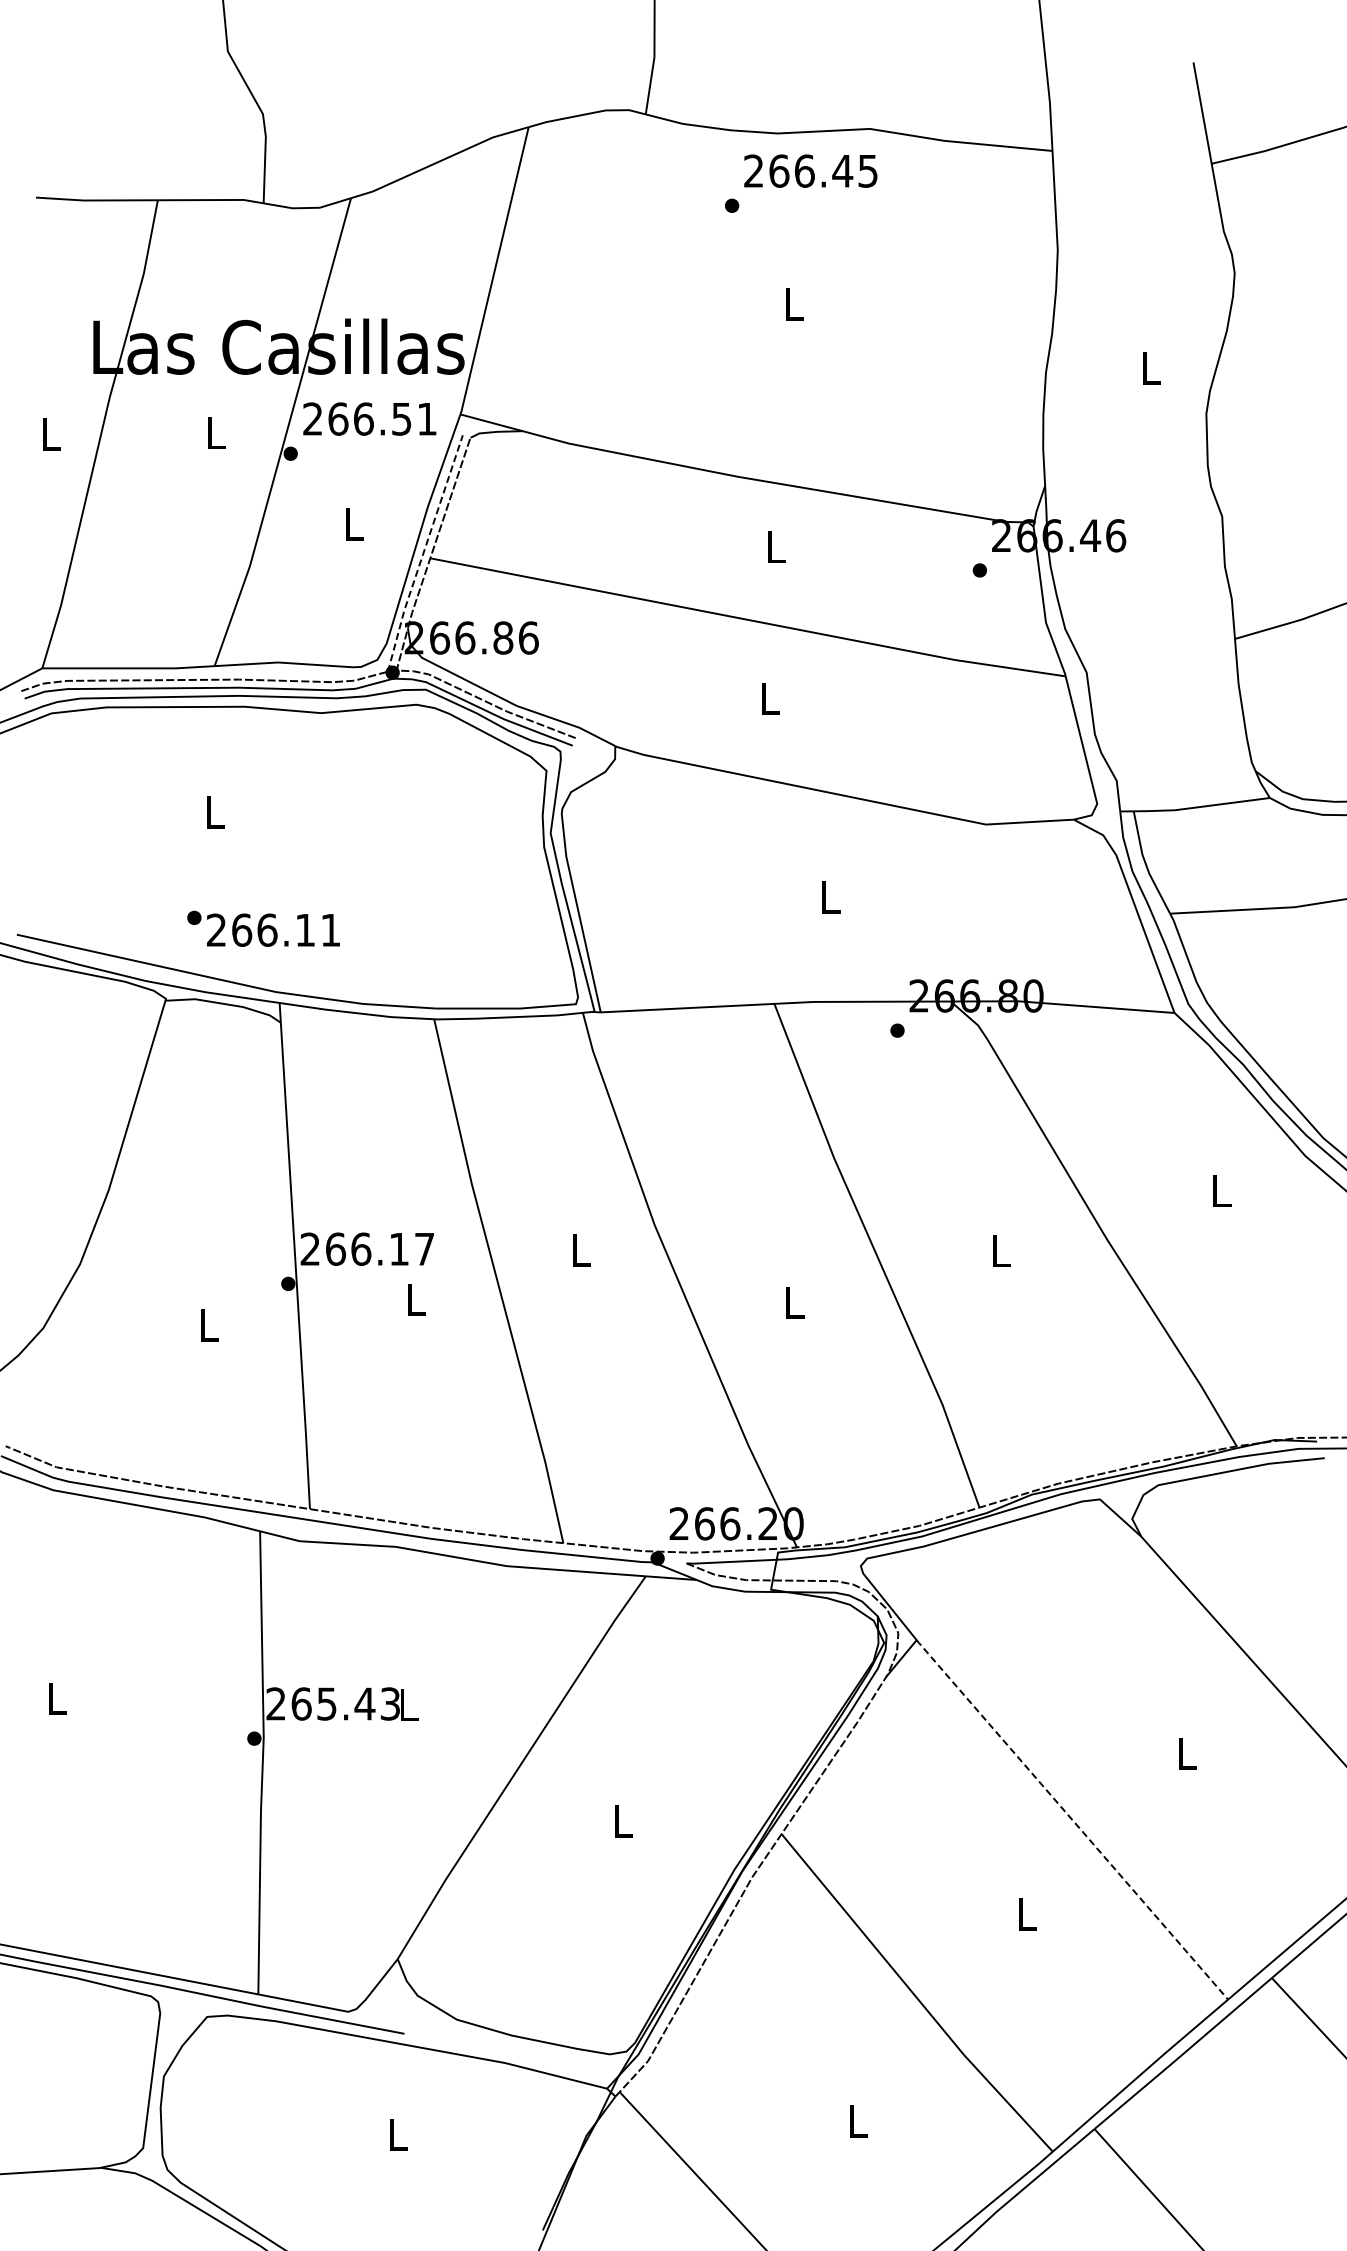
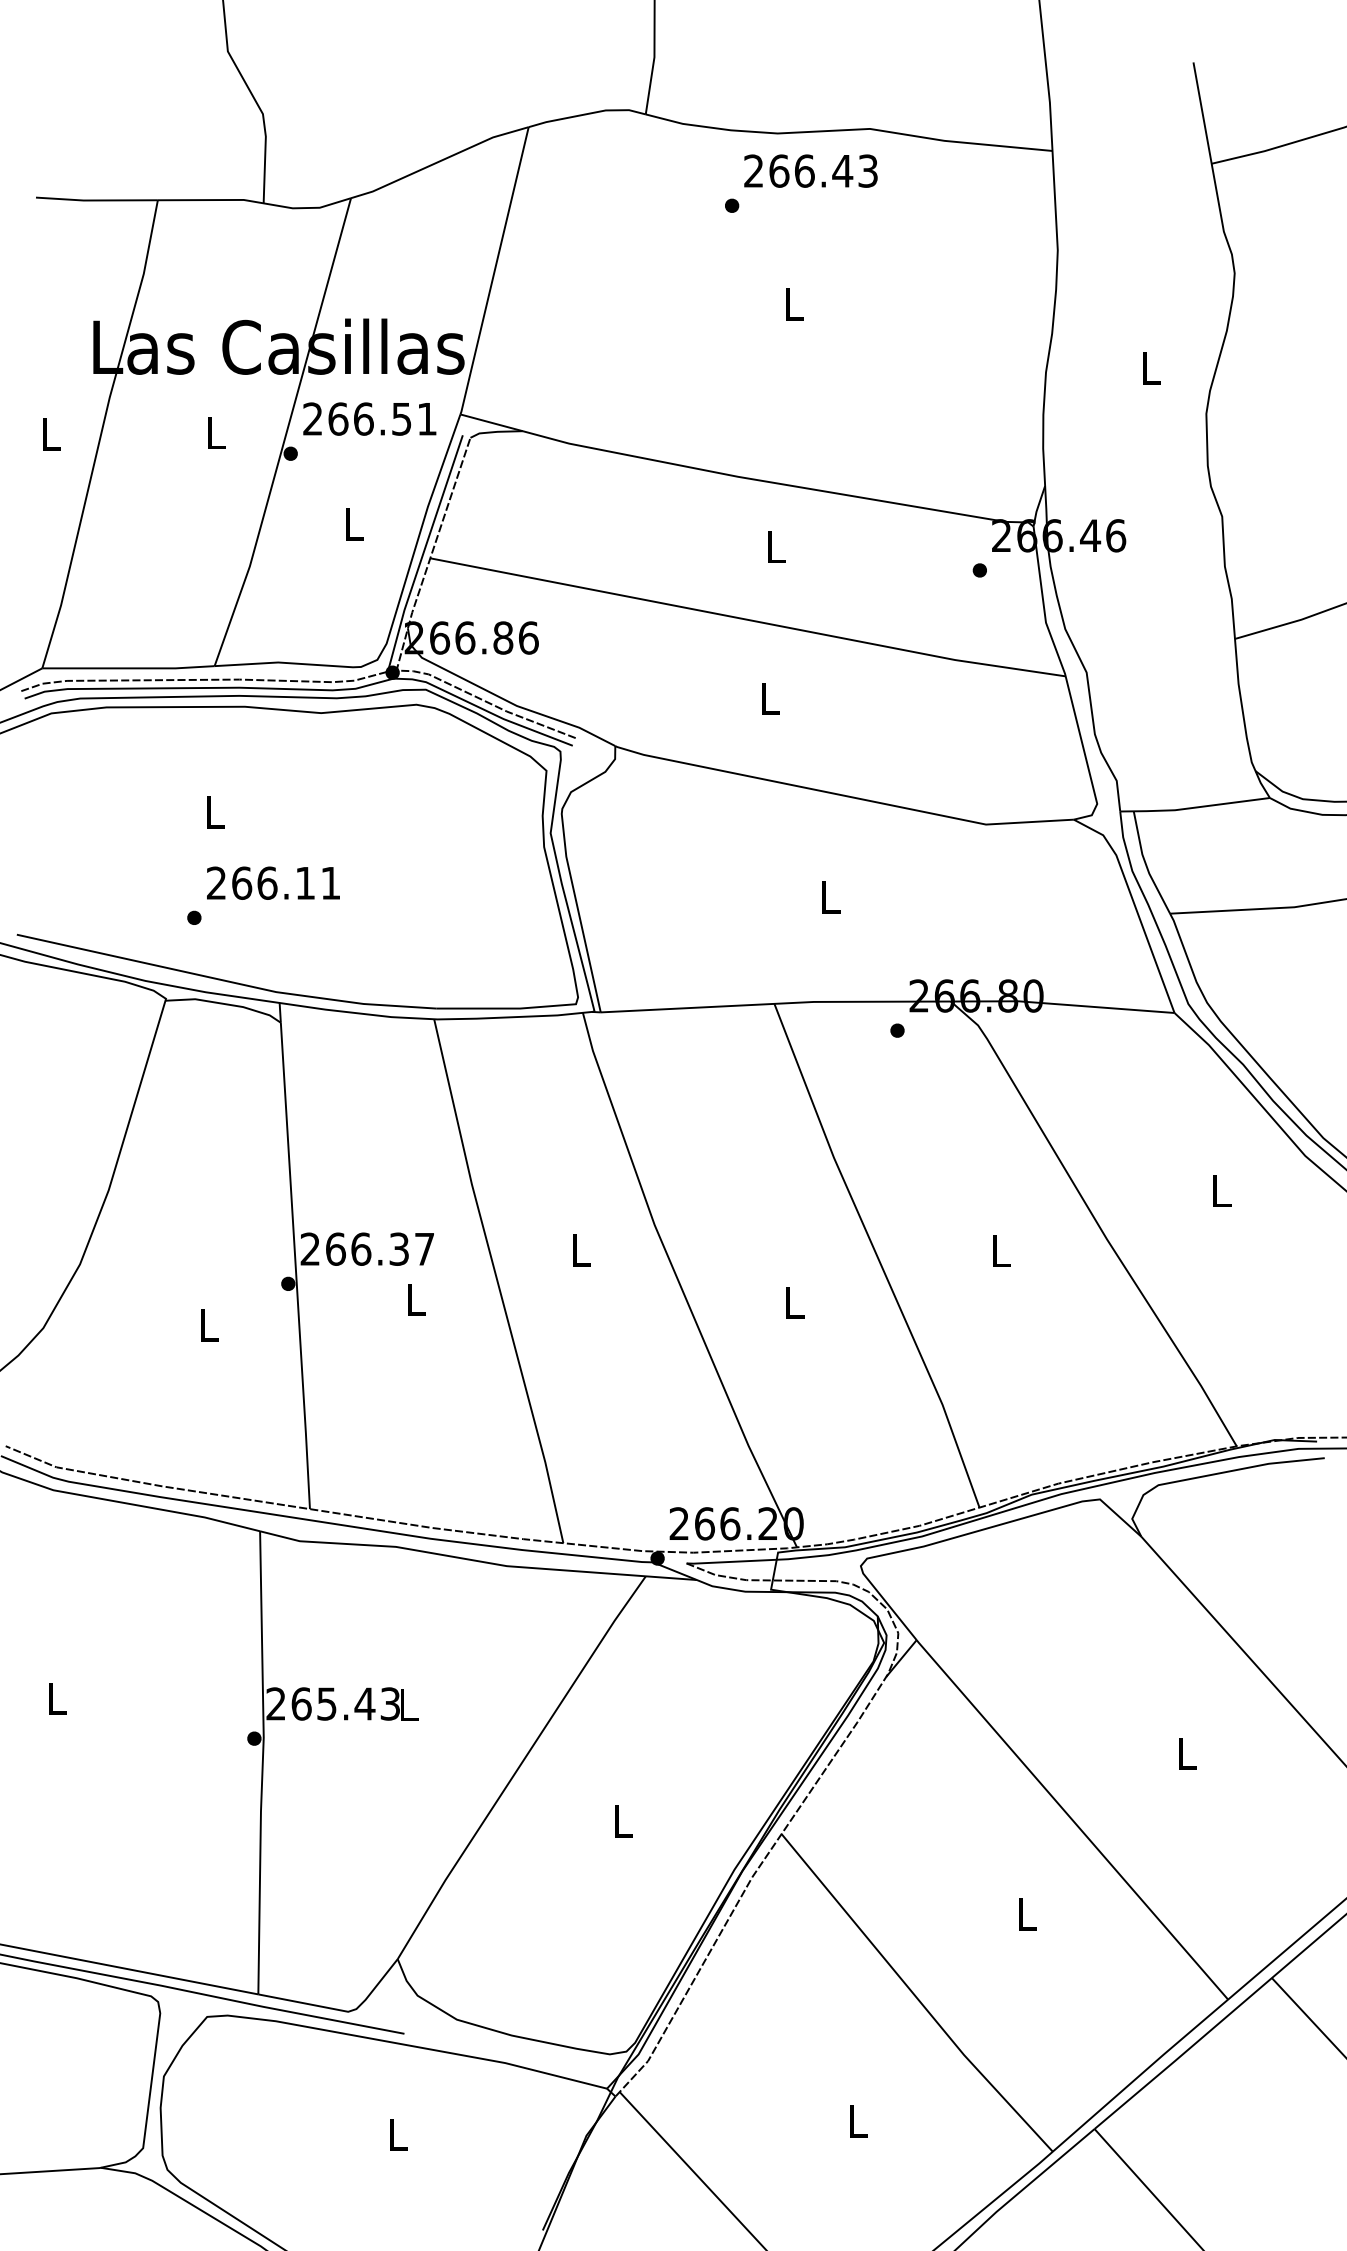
text: 266.45 -> 266.43 (868, 170)
line: dashed -> solid (423, 553)
text position: (273, 929) -> (273, 882) (273, 882)
text: 266.17 -> 266.37 (398, 1248)
line: dashed -> solid (1071, 1819)
